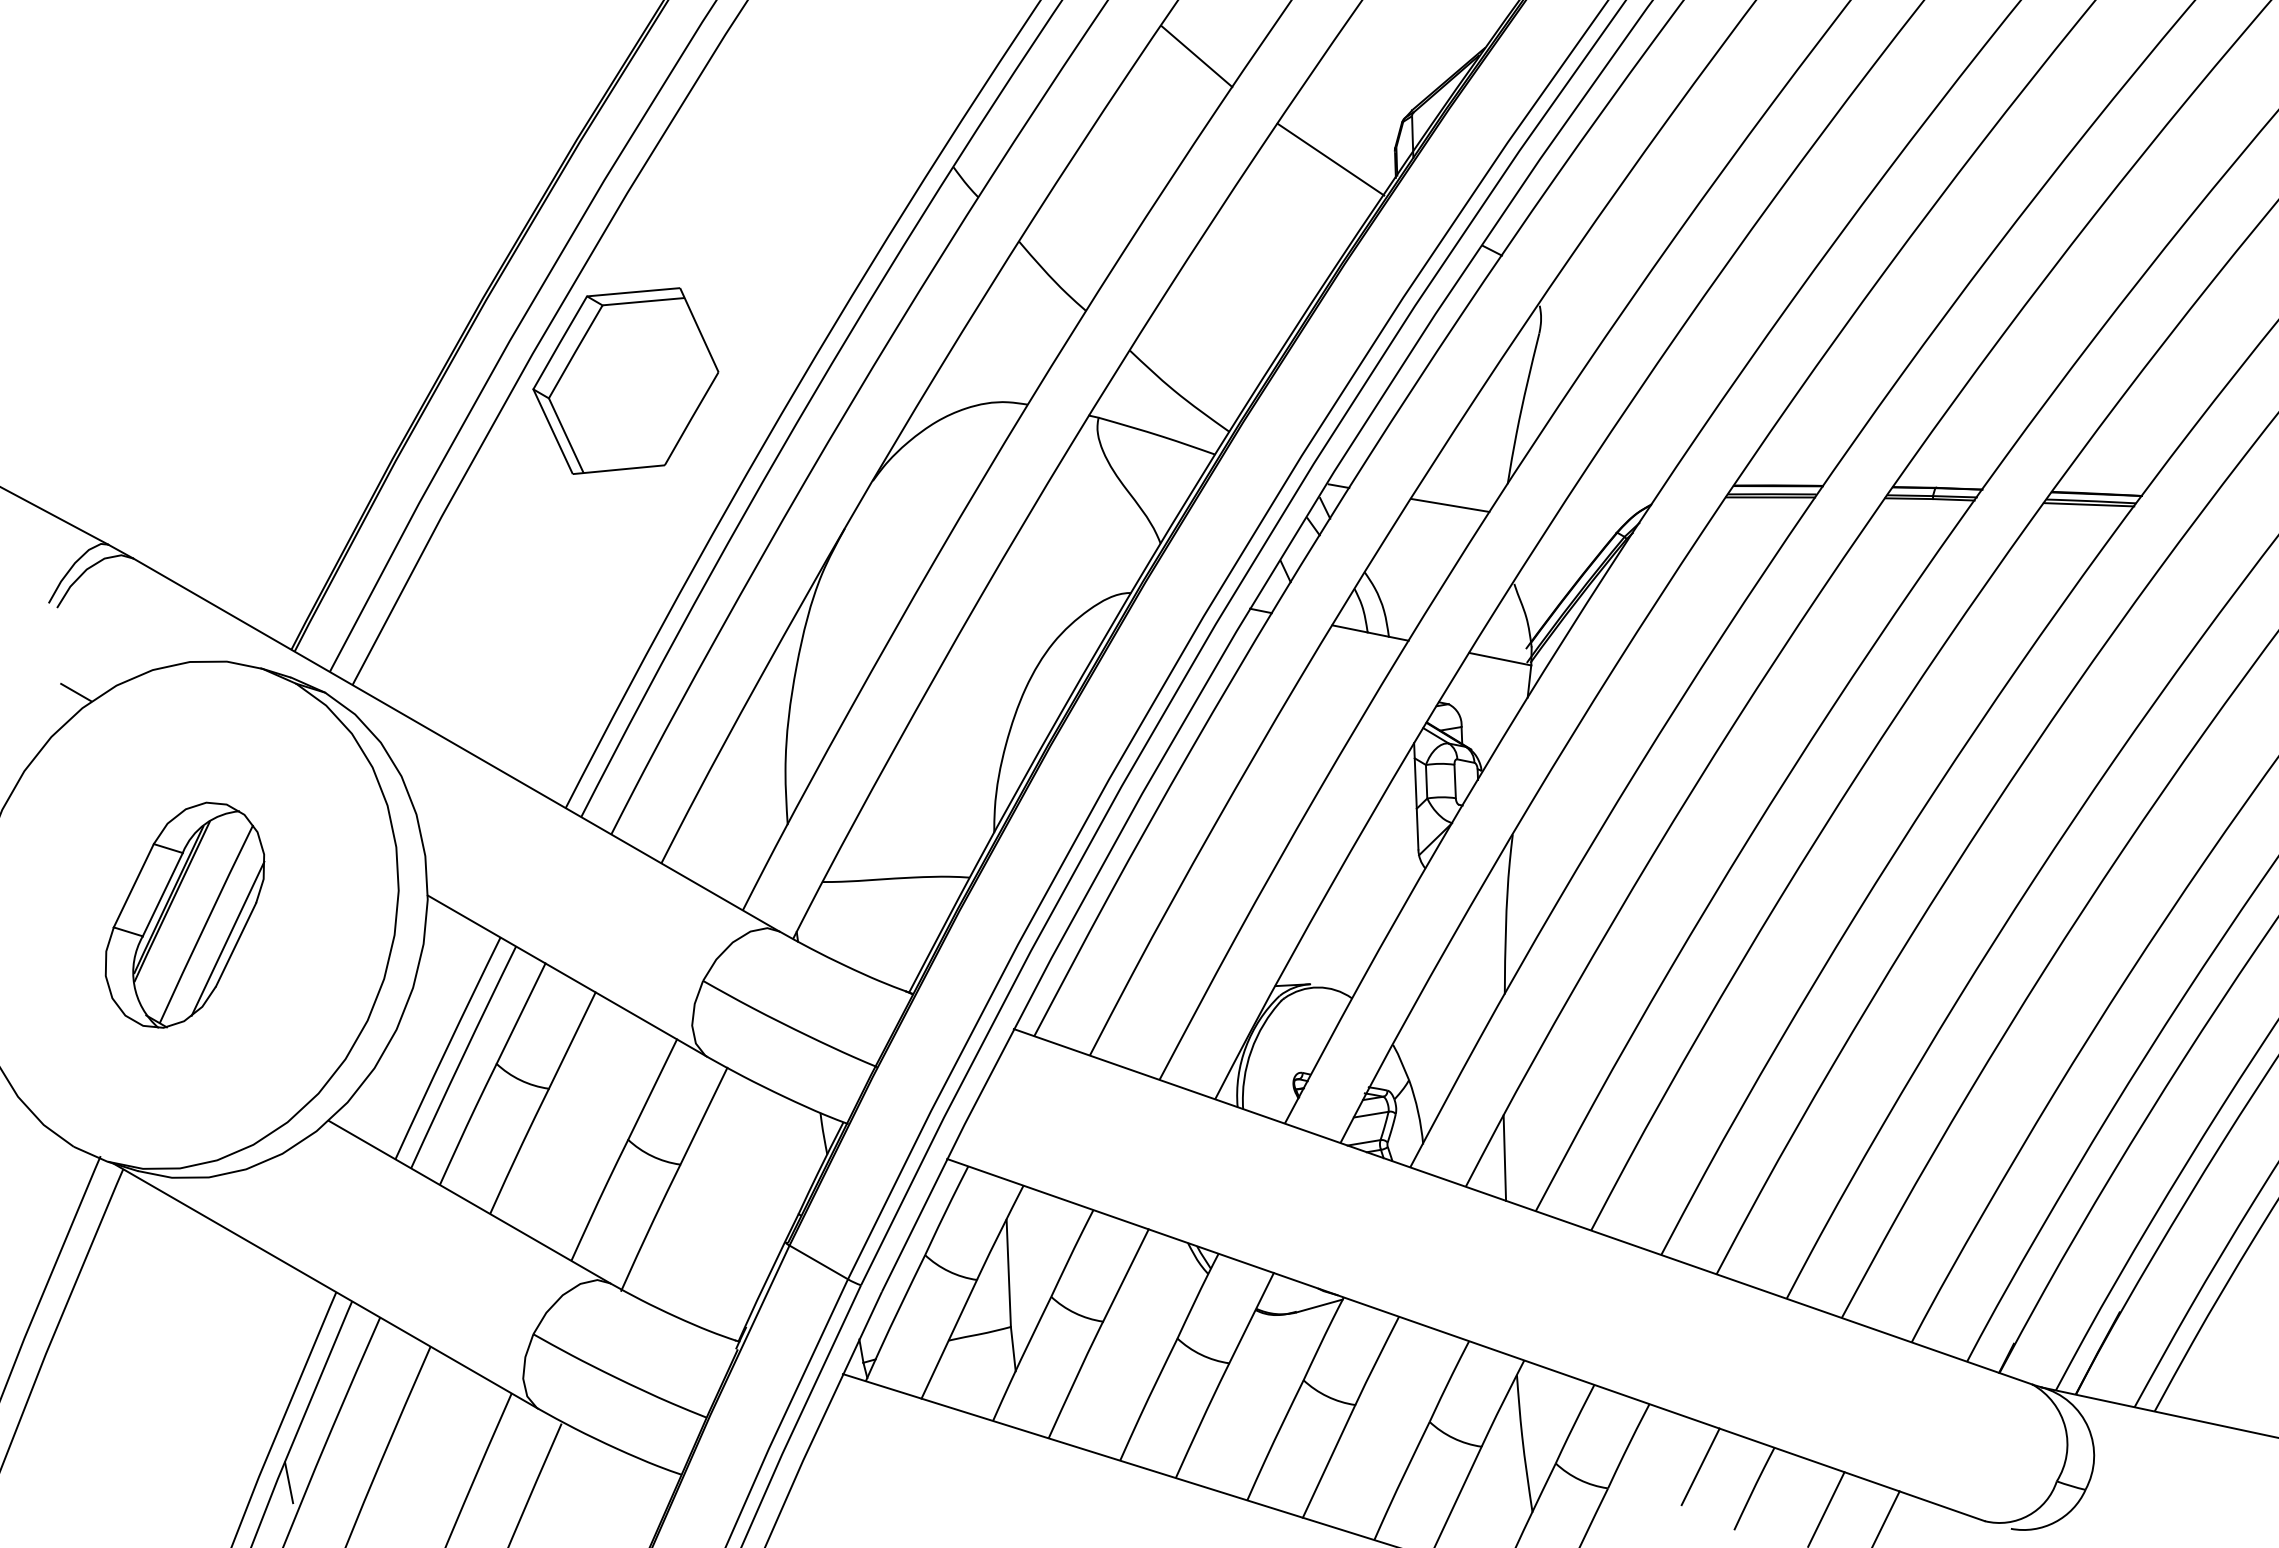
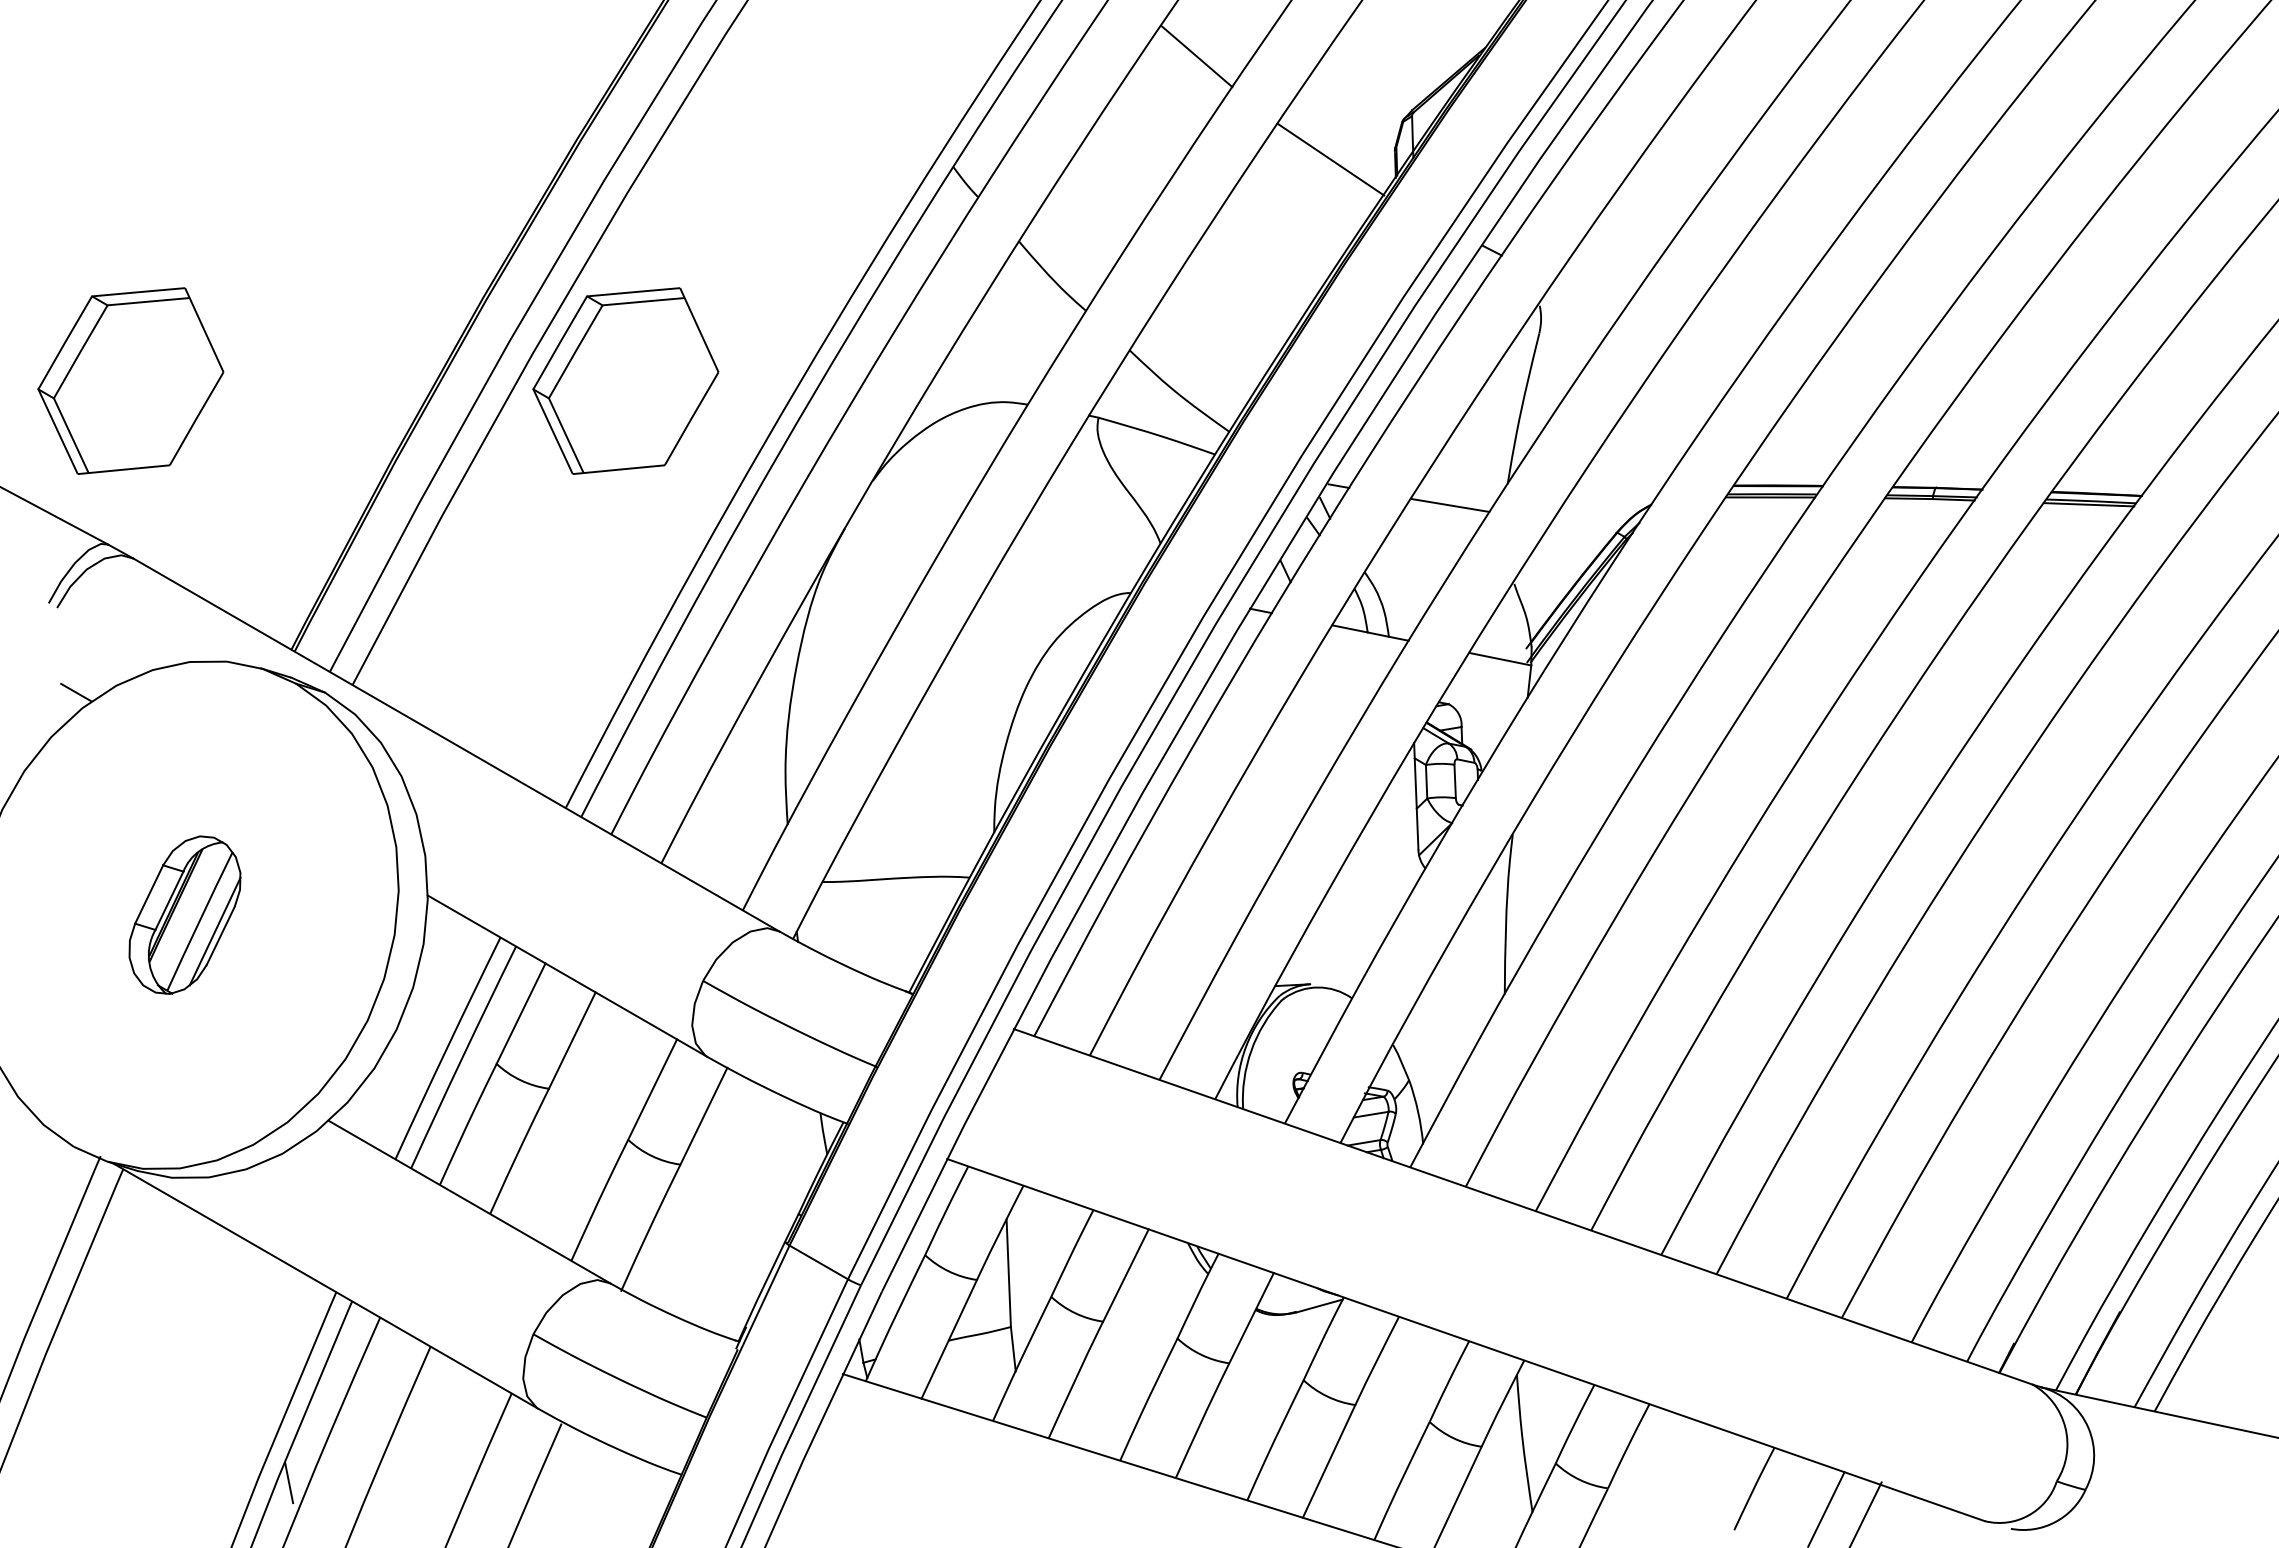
part: none -> present (130, 380)
part size: 162x228 px -> 114x160 px (184, 914)
line: present -> none (1504, 1157)
line: present -> none (1700, 1466)
line position: (1886, 1517) -> (1866, 1513) (1866, 1513)
